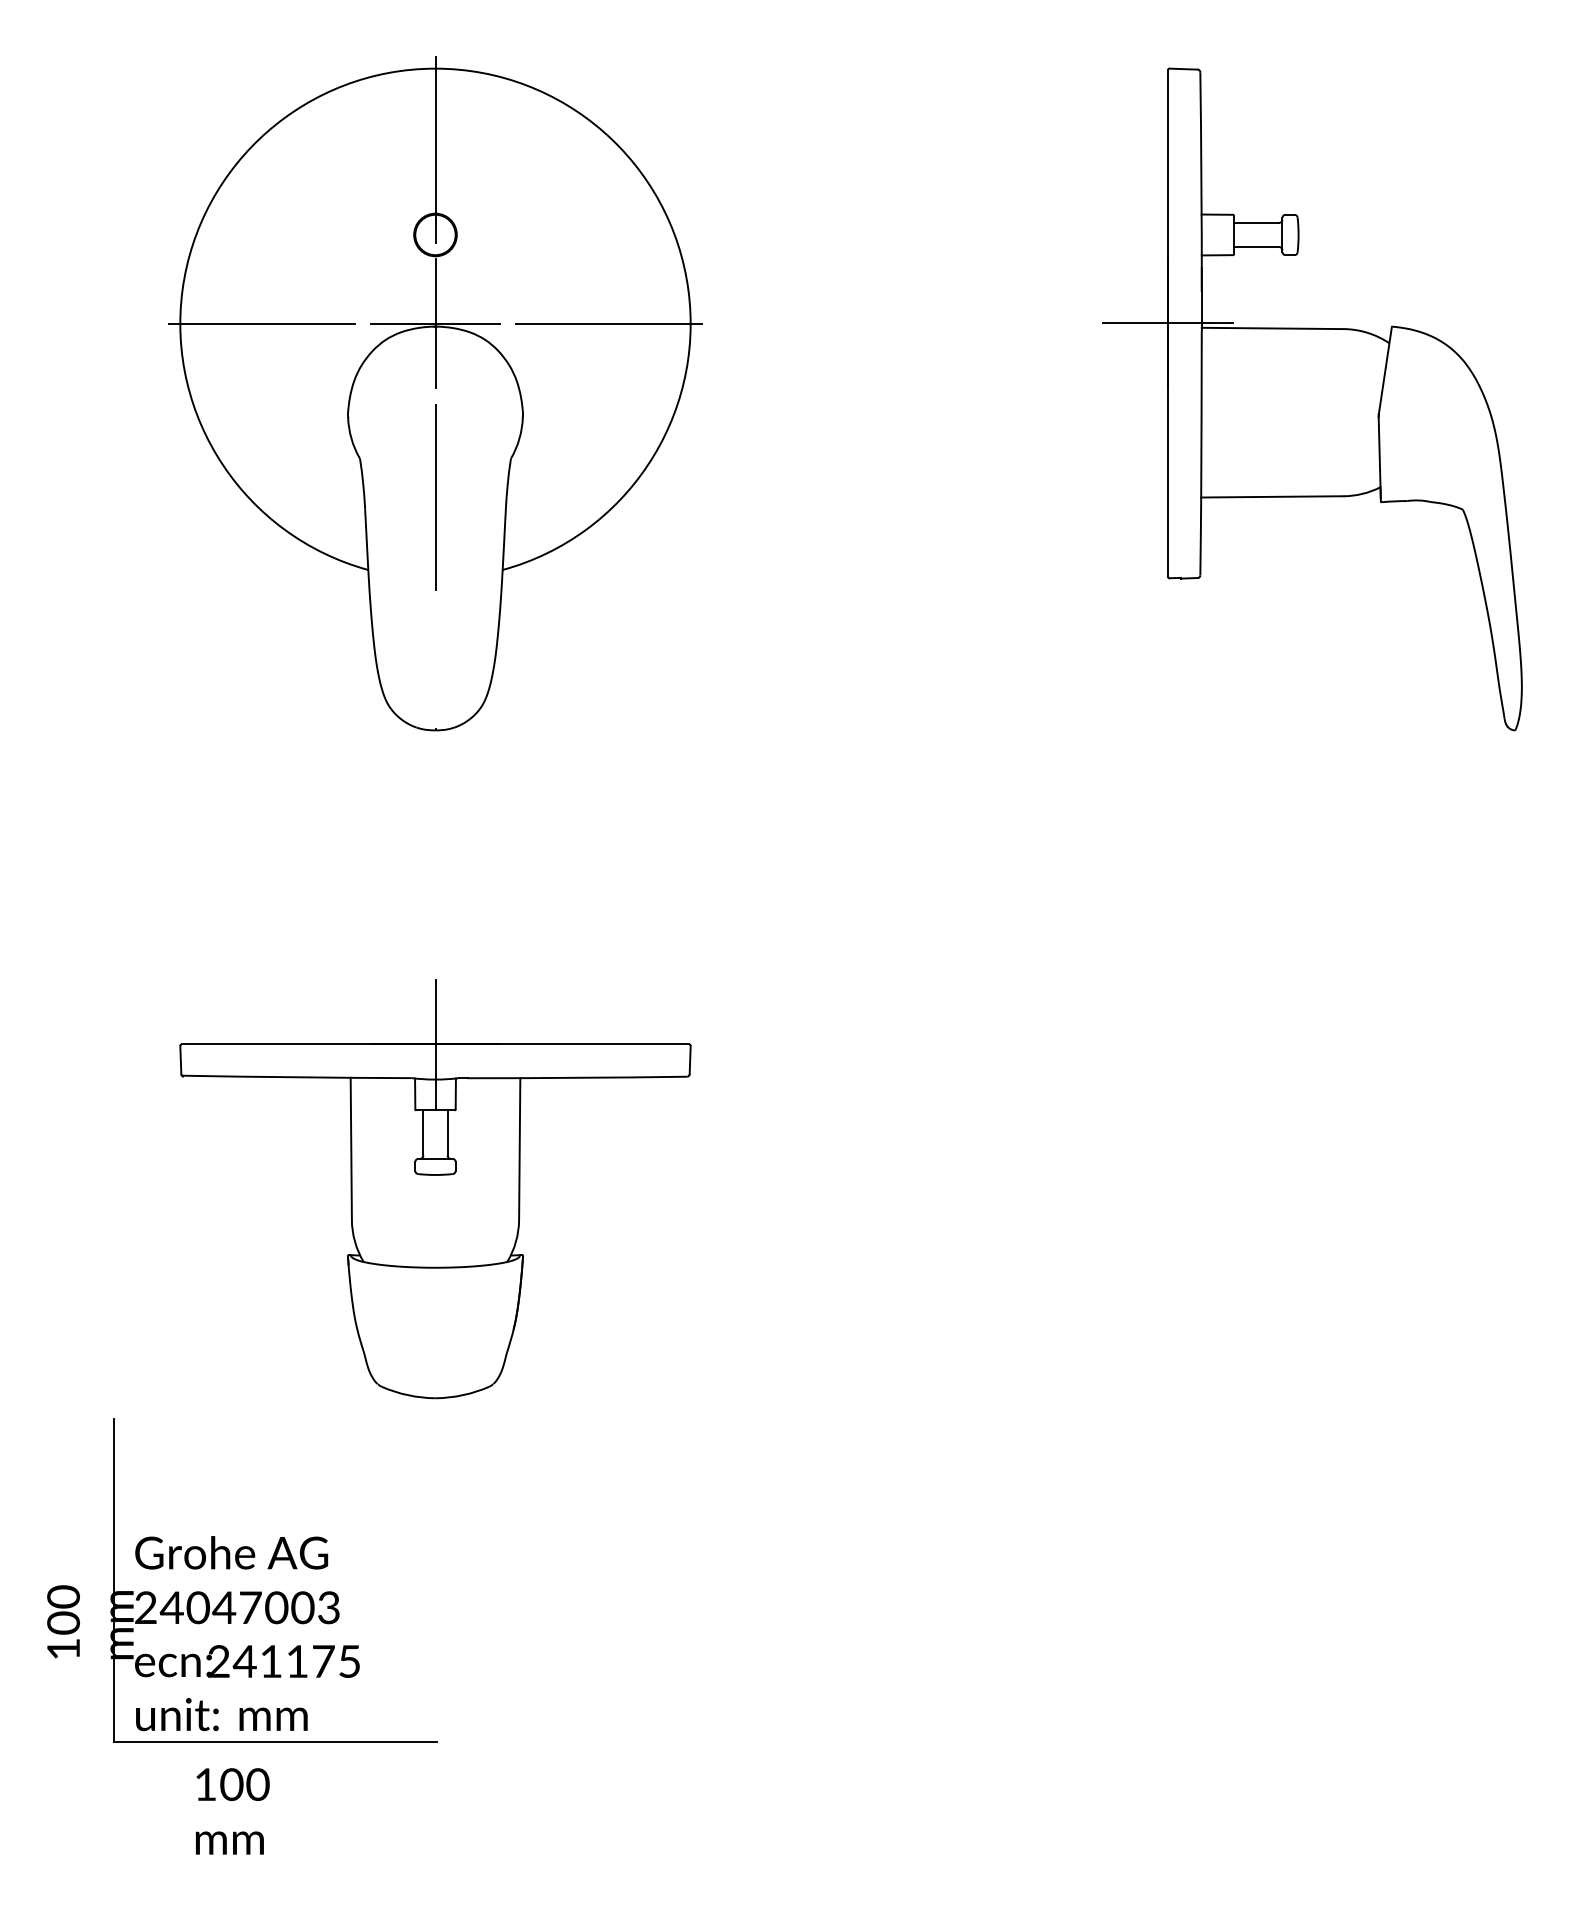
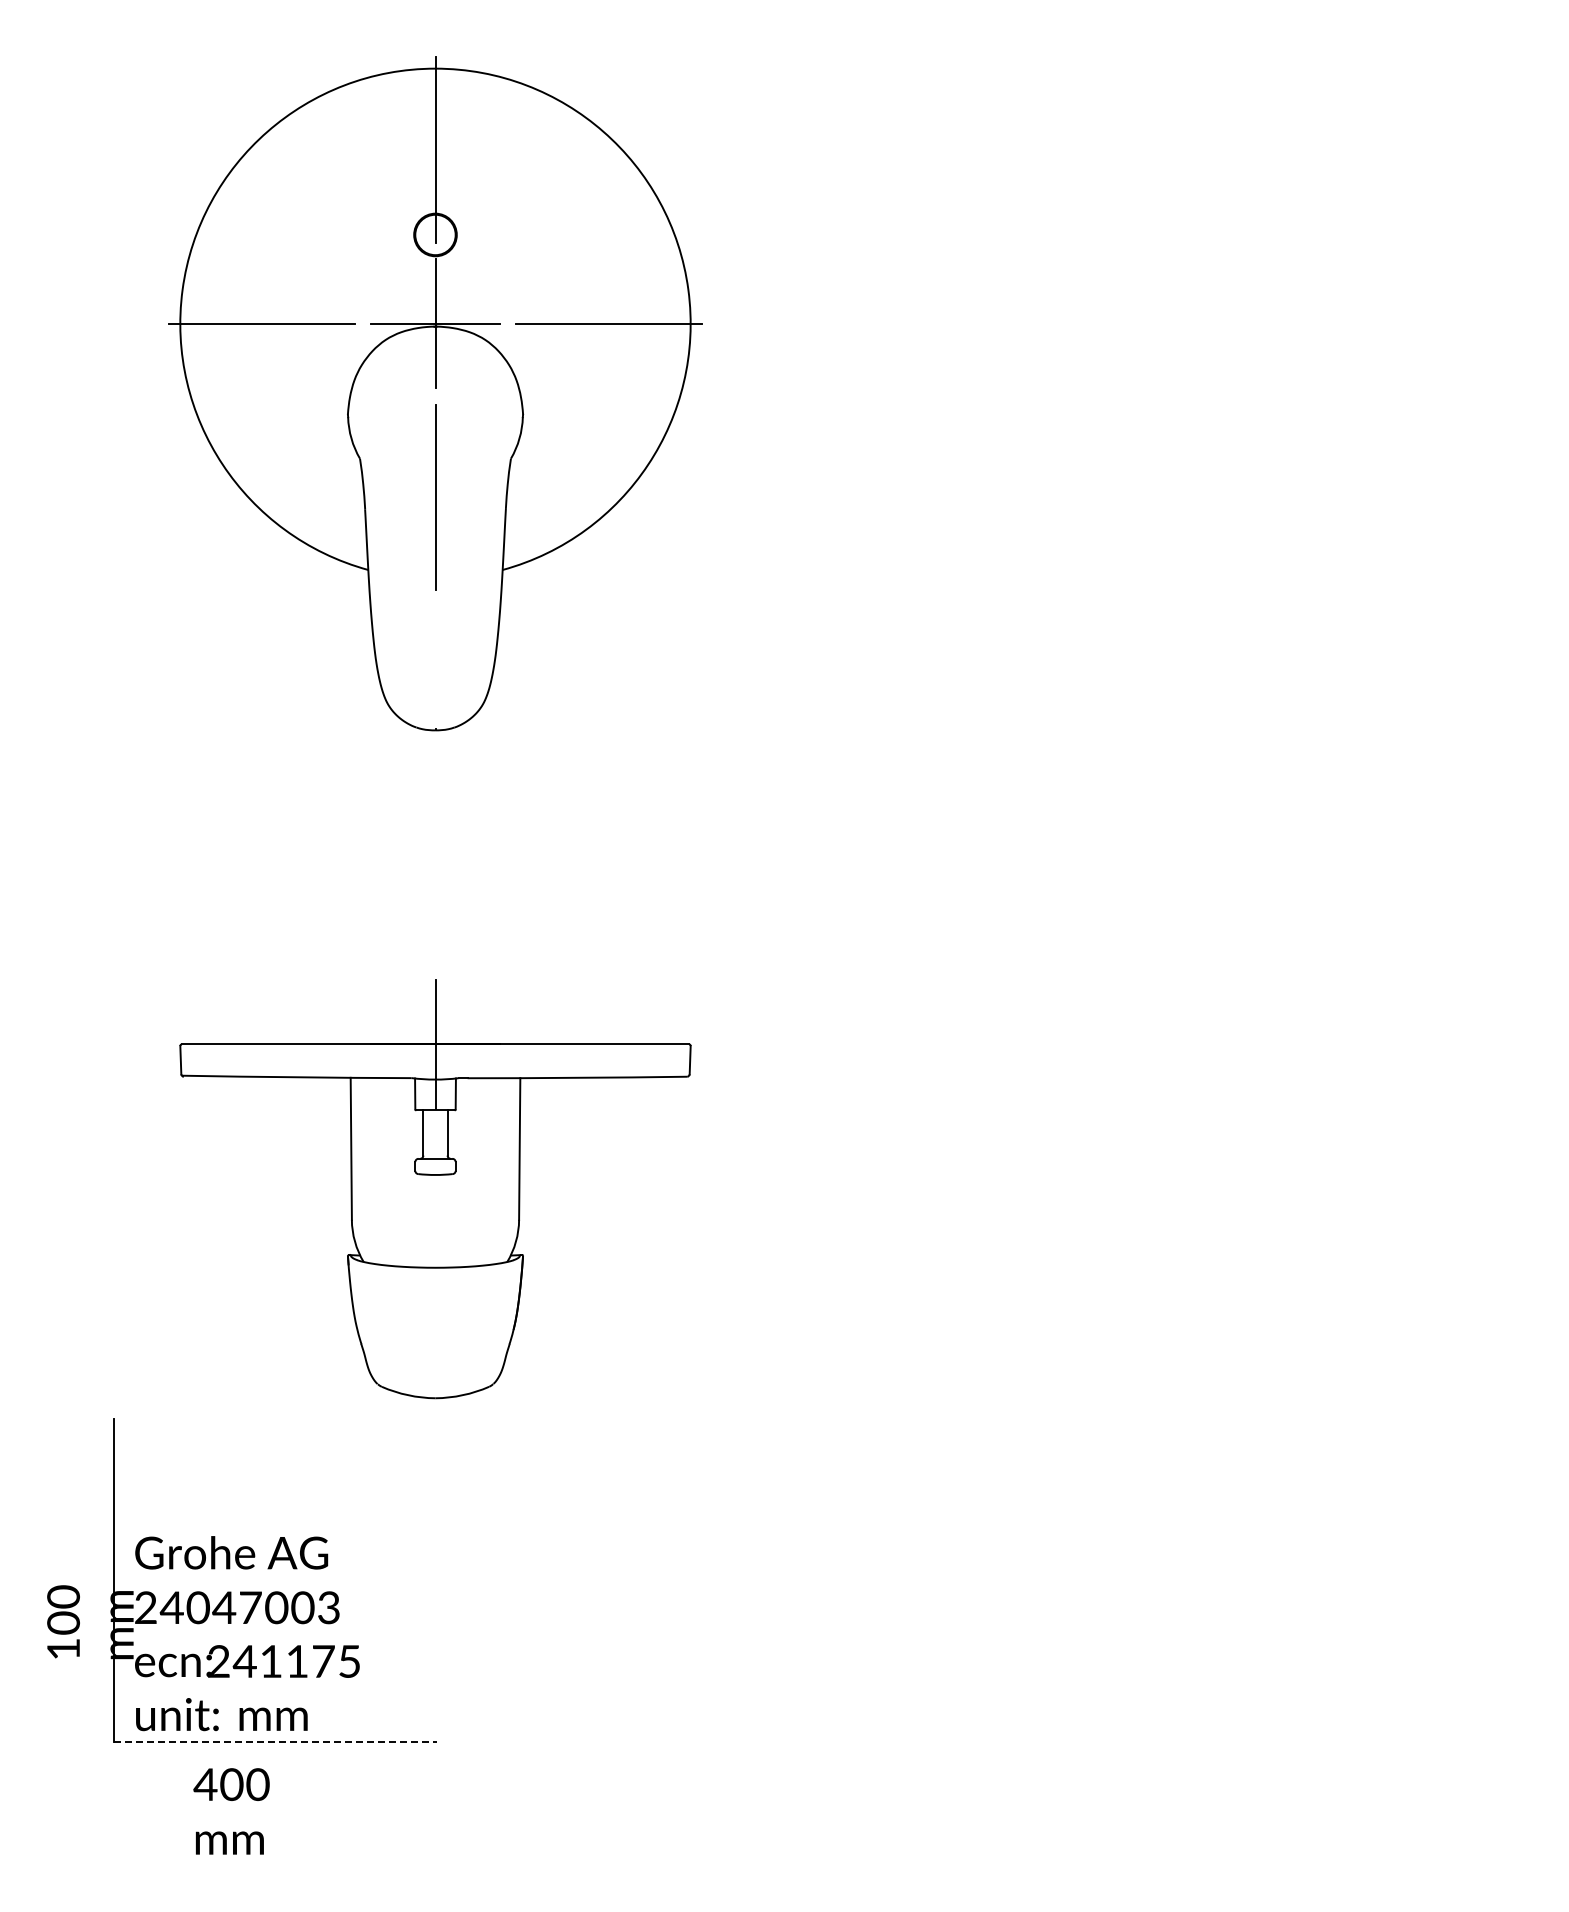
part: present -> none (1312, 399)
line: solid -> dashed (275, 1741)
text: 100 -> 400 (205, 1784)
